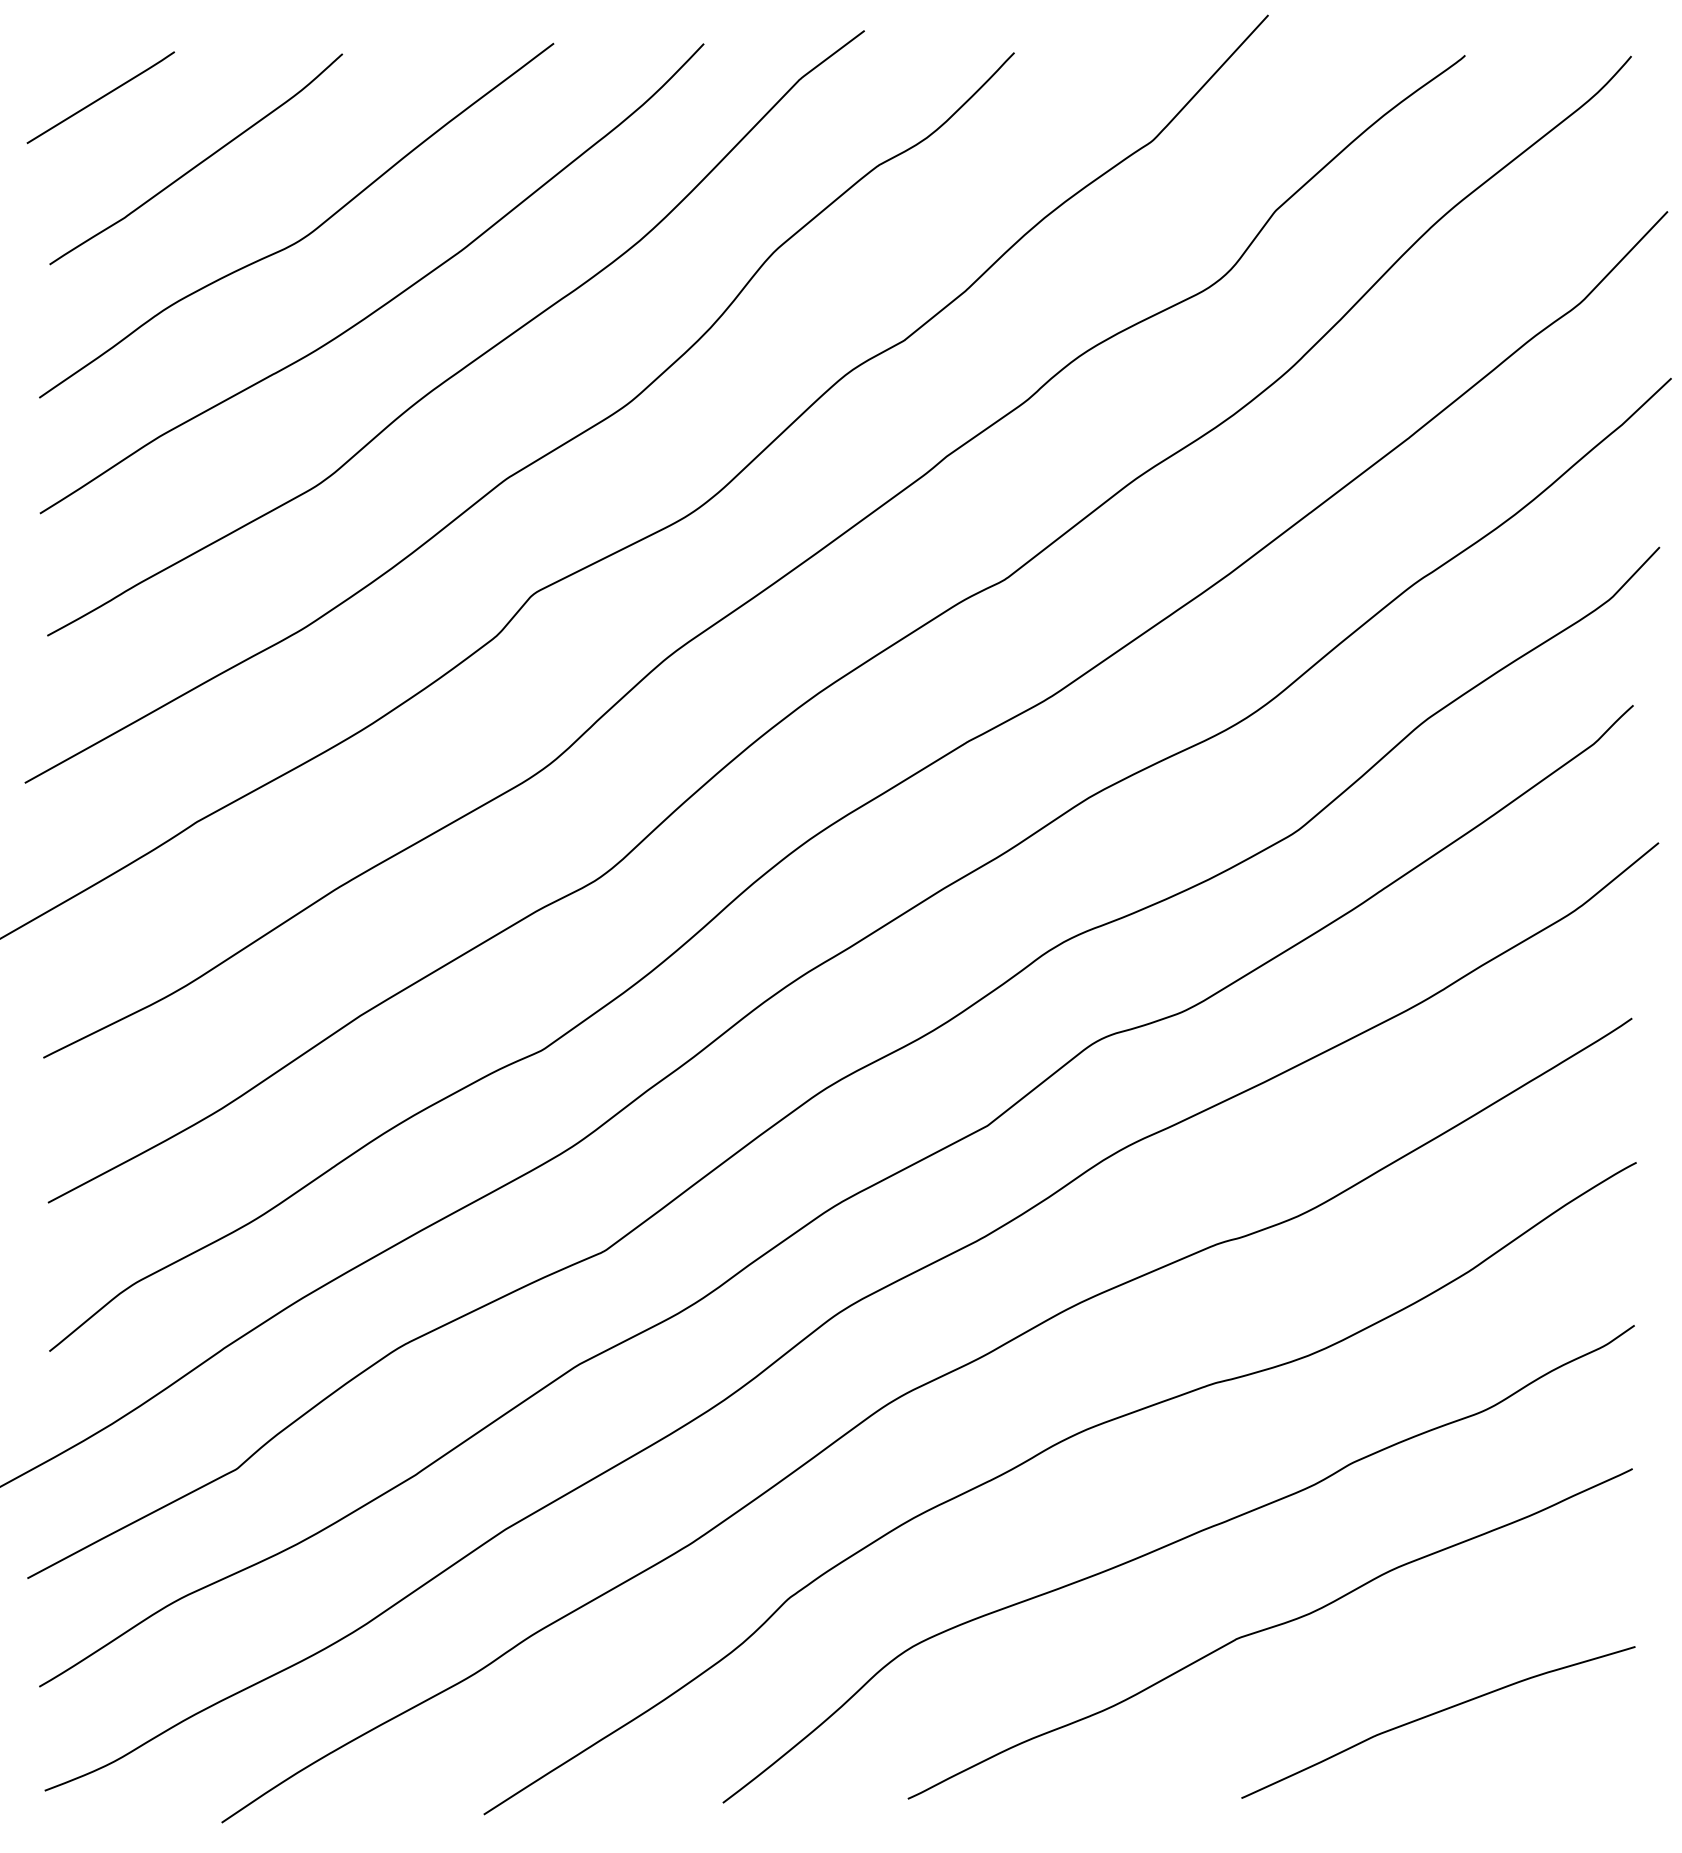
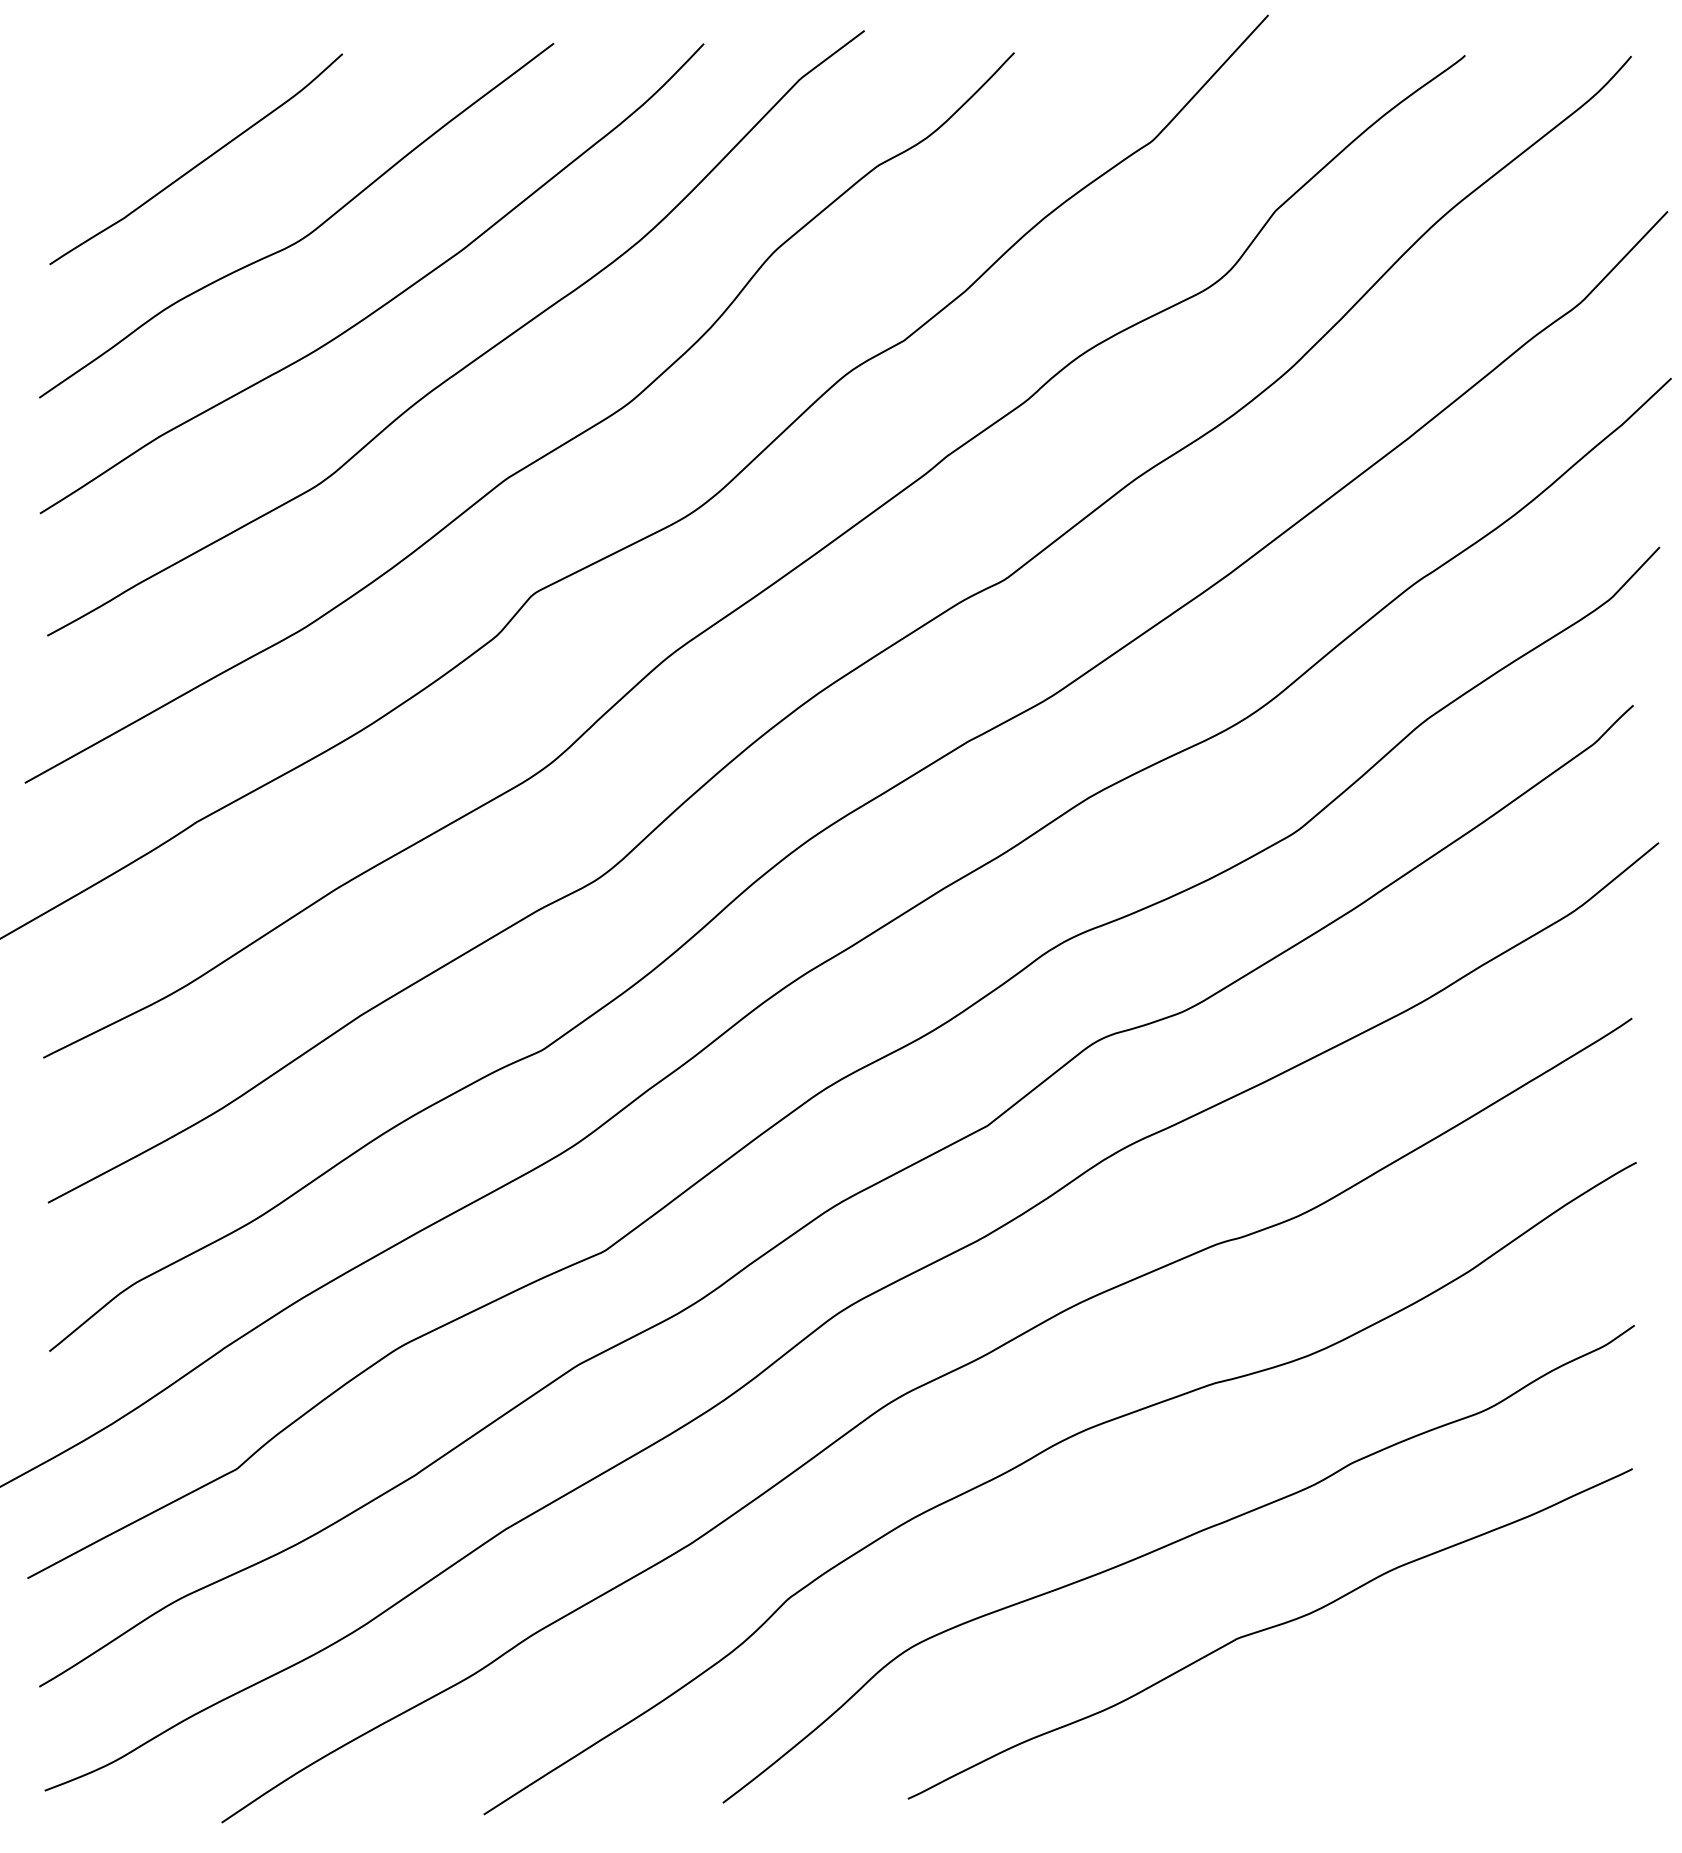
line: present -> none (100, 97)
curve: present -> none (1435, 1714)
